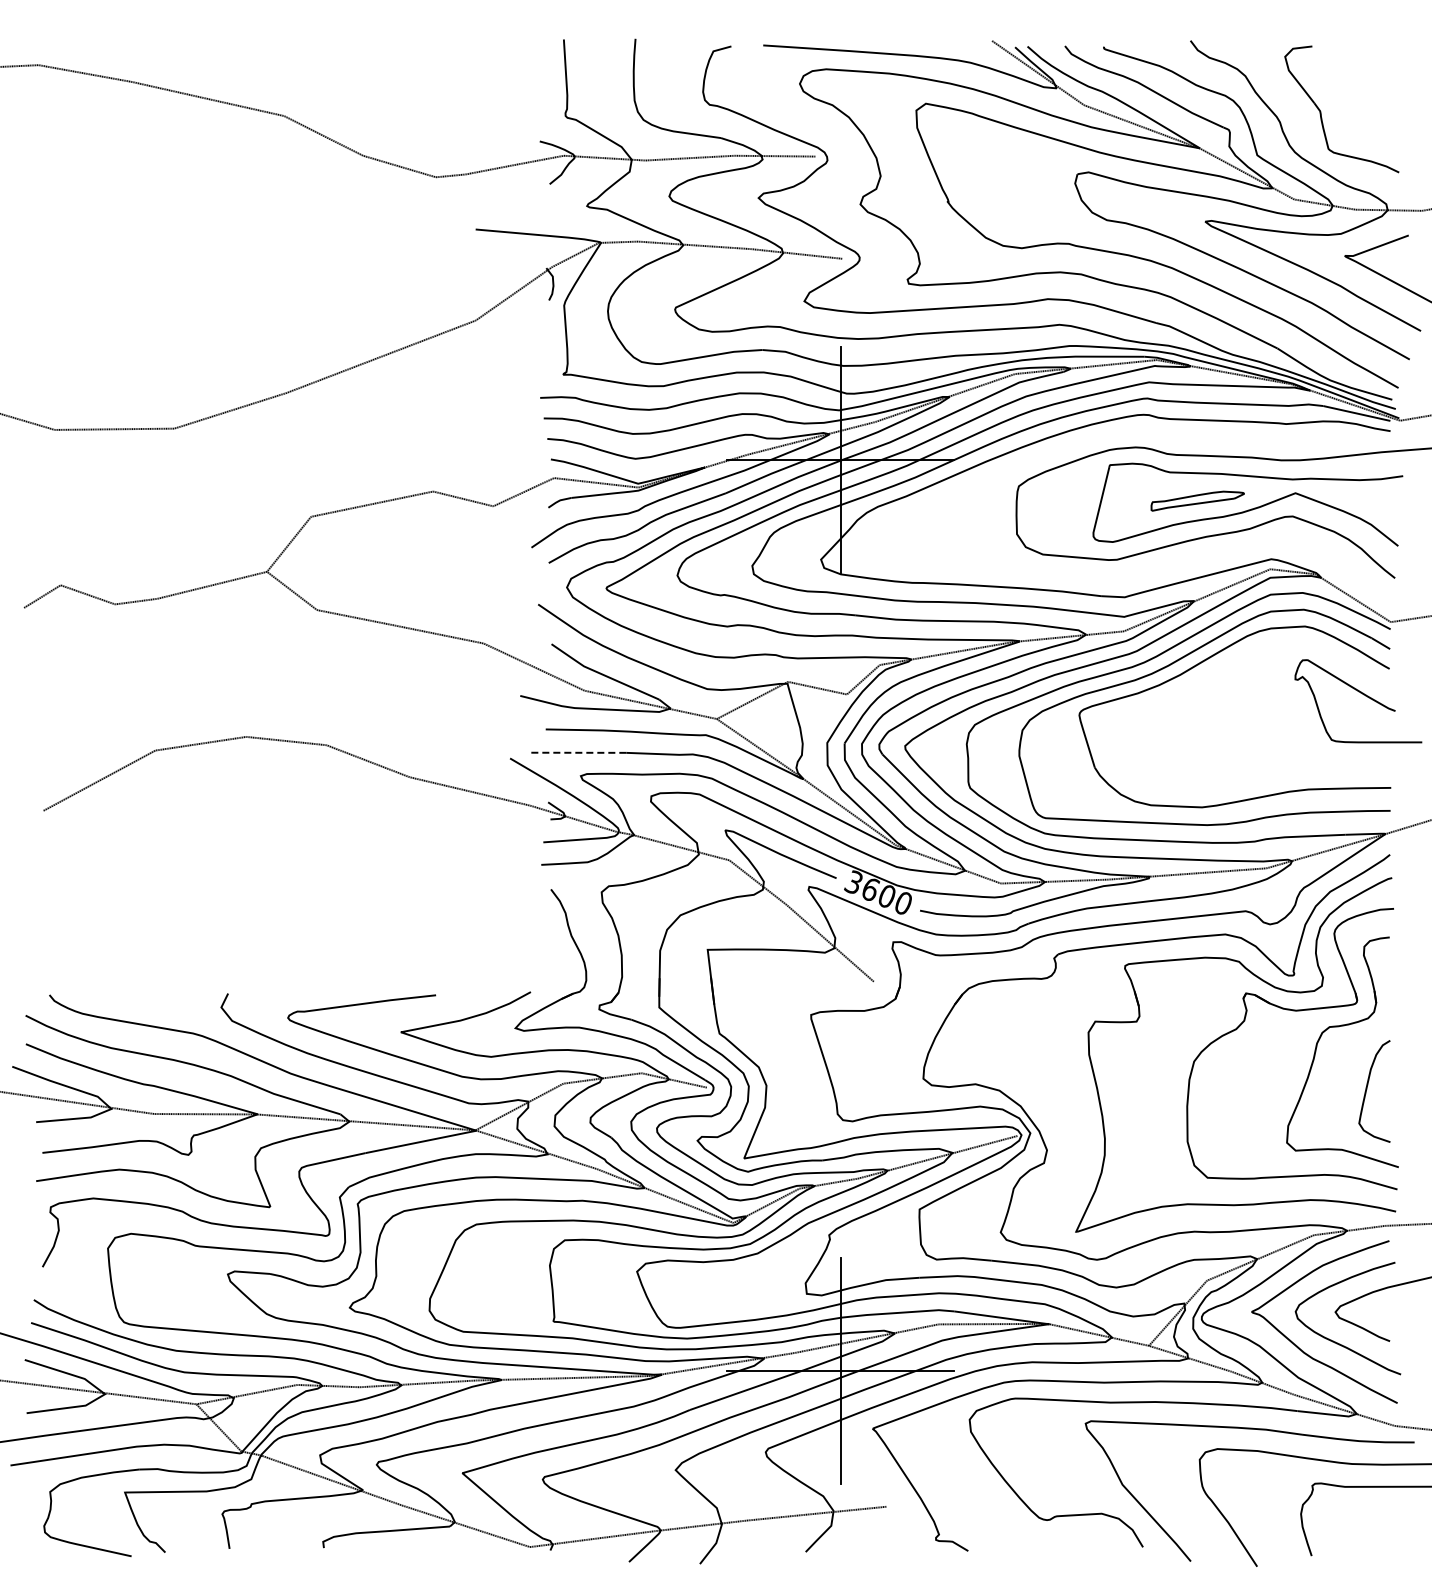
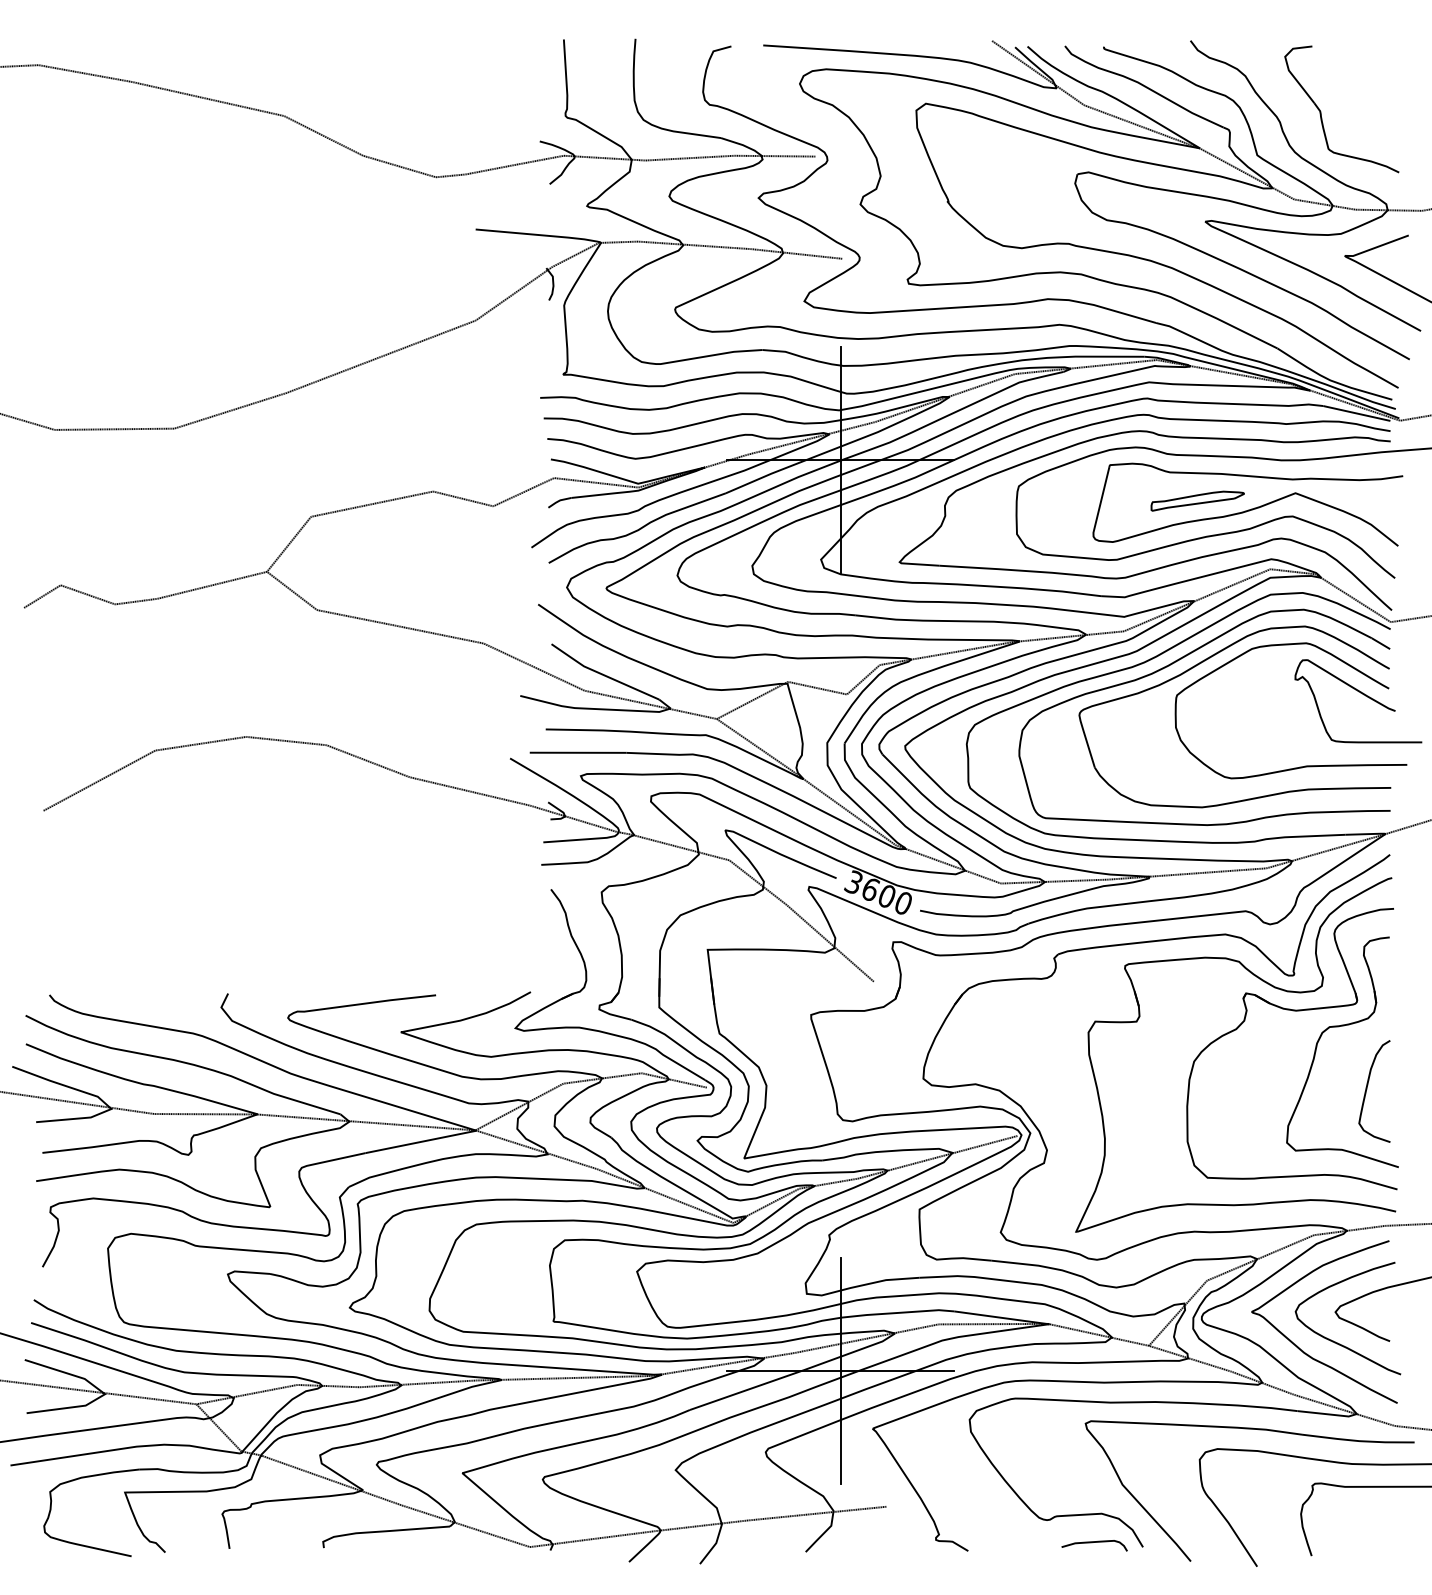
part: none -> present (1157, 567)
line: dashed -> solid (577, 752)
curve: none -> present (1299, 766)
curve: none -> present (1092, 1543)
